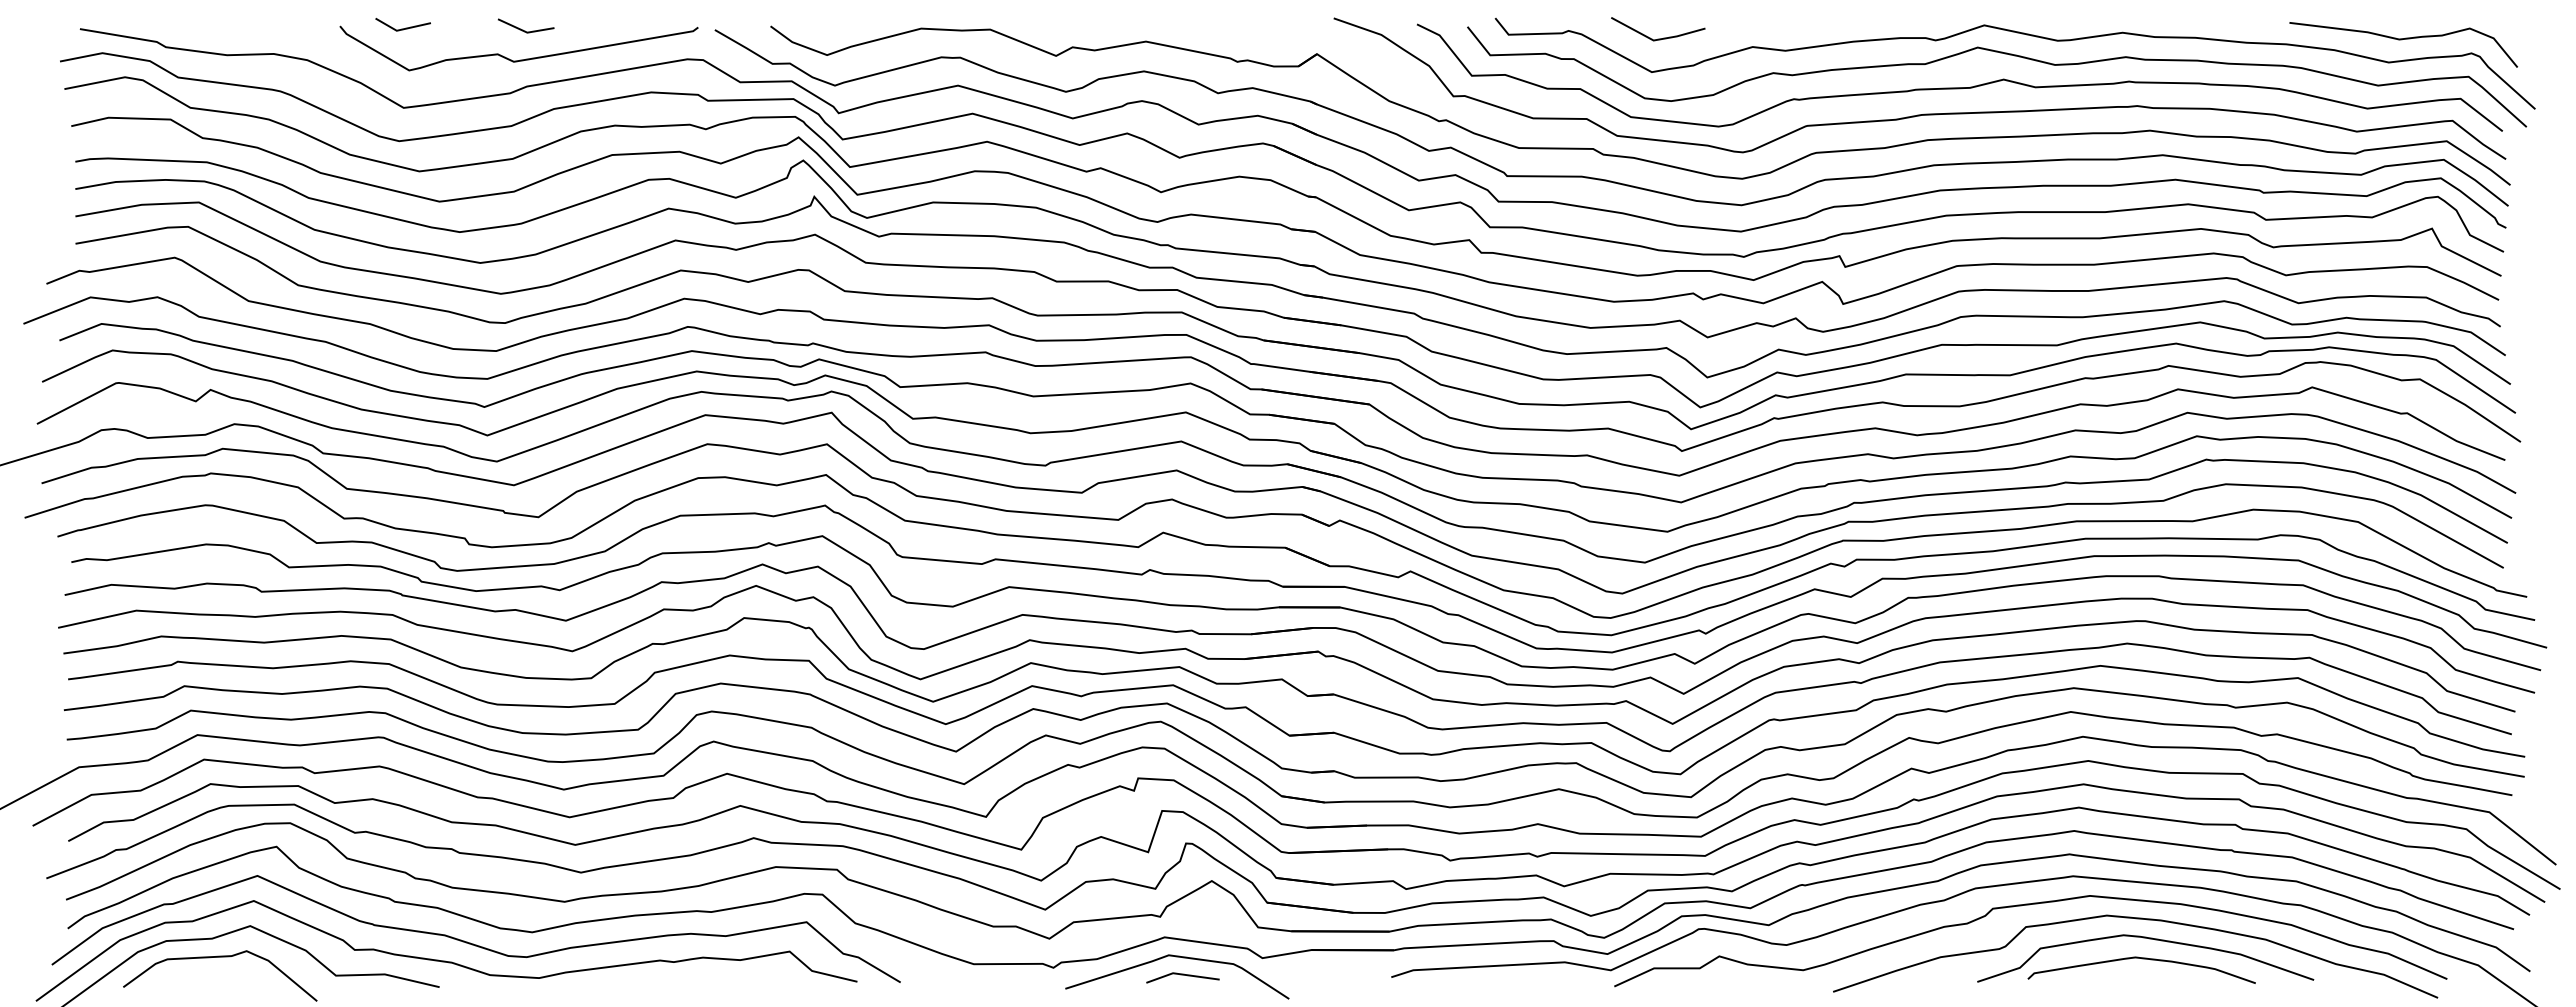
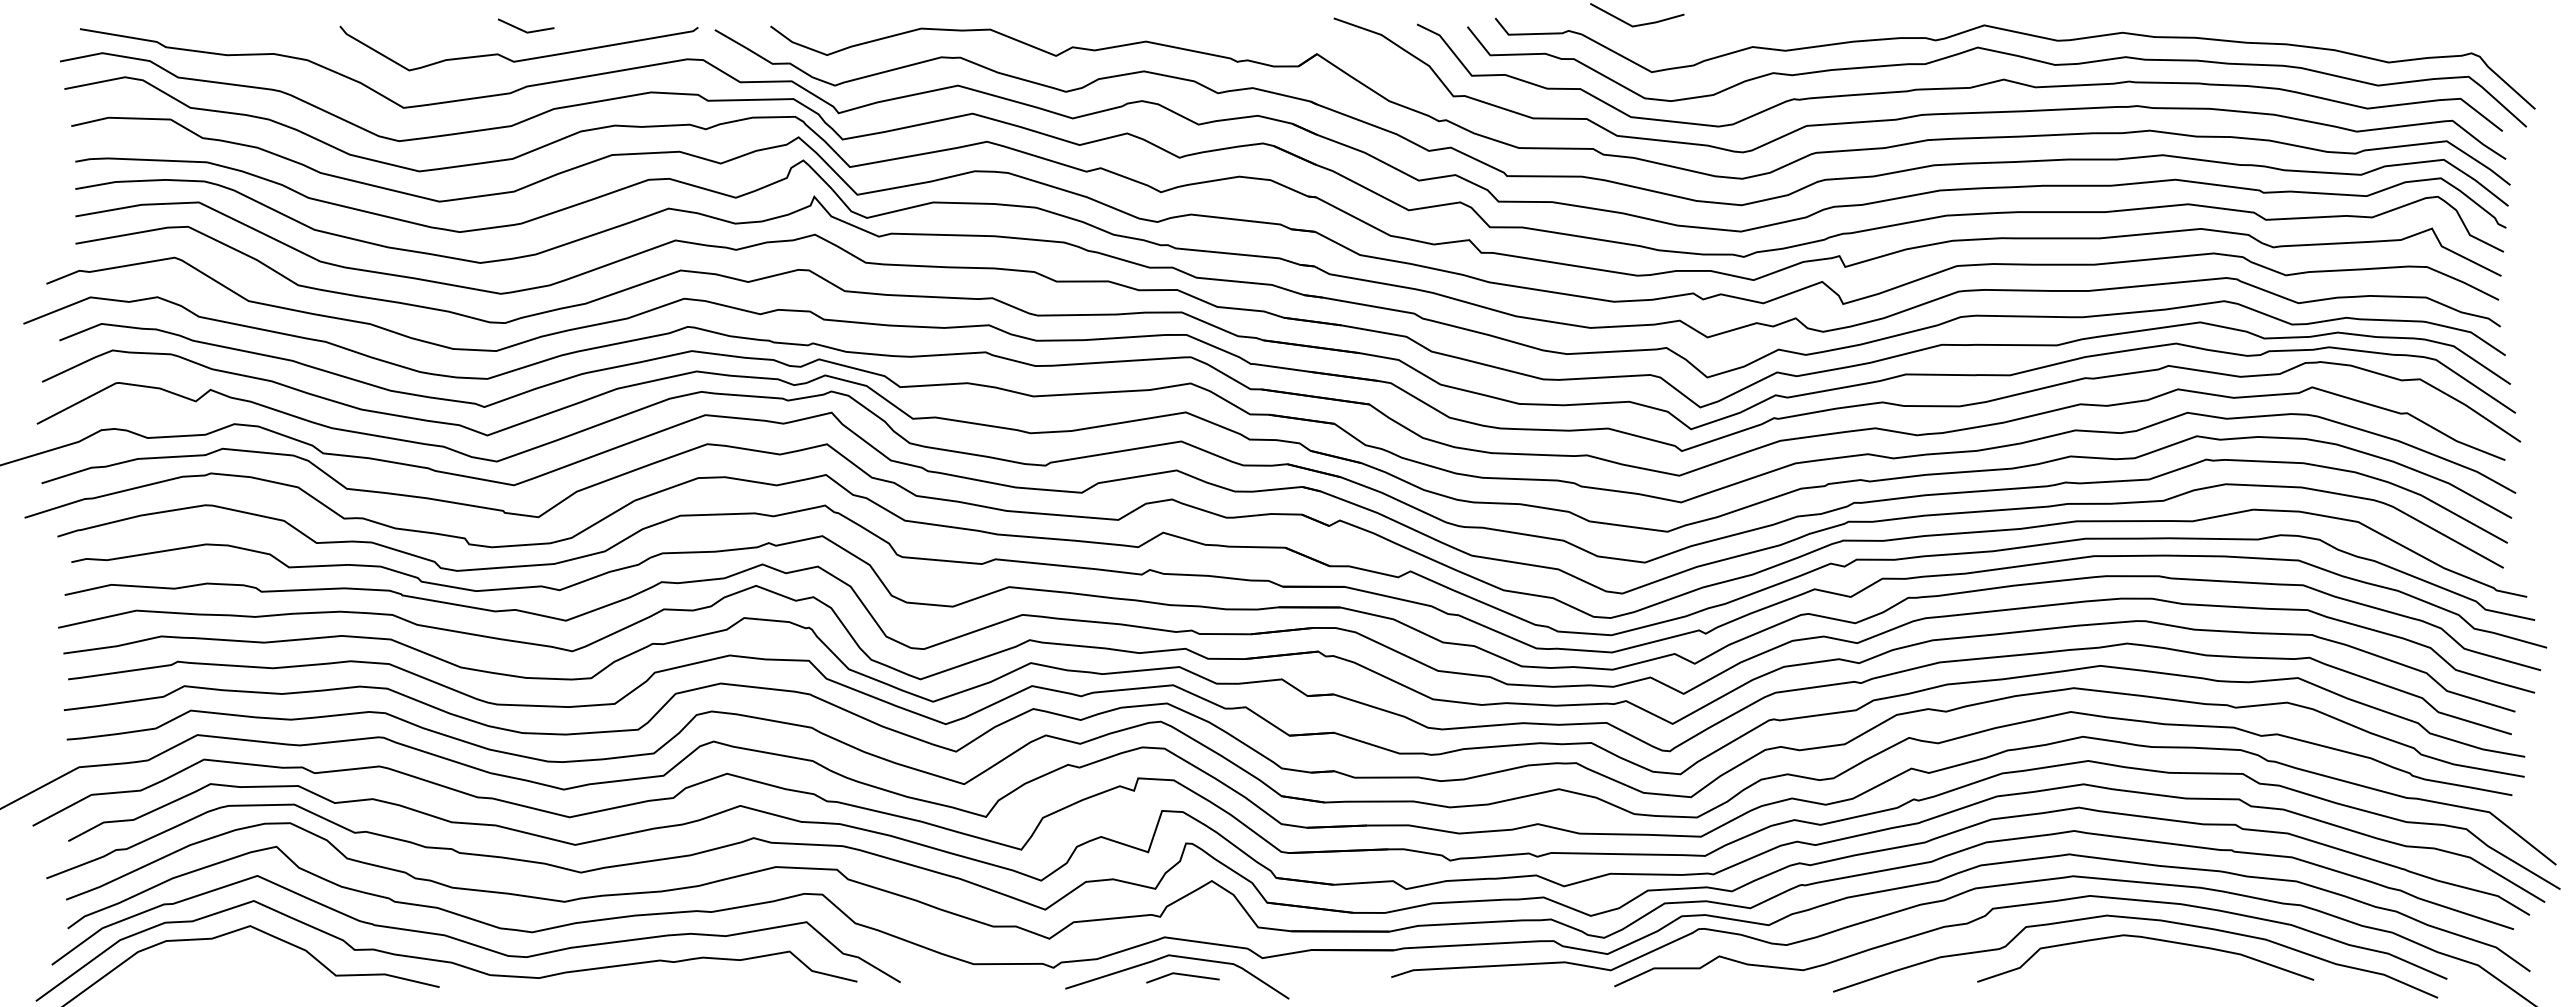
line: present -> none (402, 28)
line position: (1658, 38) -> (1637, 24) (1637, 24)
curve: present -> none (2402, 40)
curve: present -> none (220, 957)
curve: present -> none (2142, 959)
